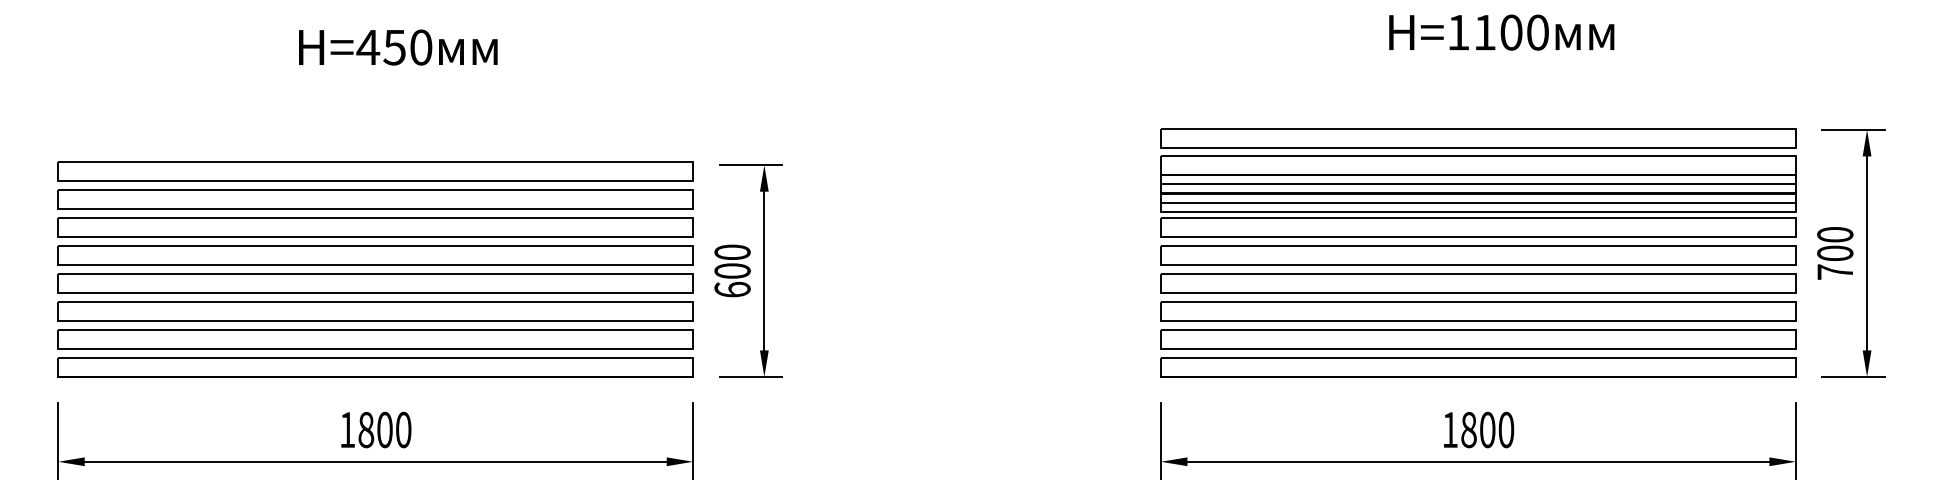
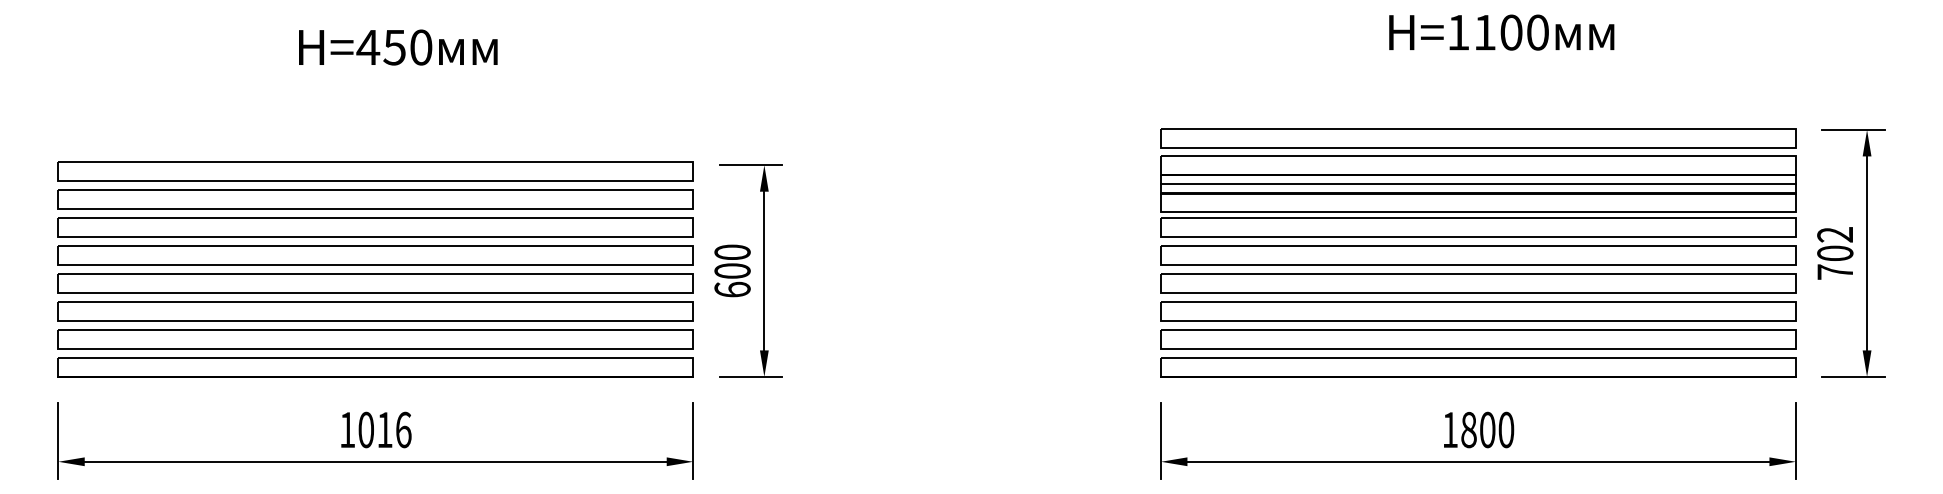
line: present -> none (1477, 202)
text: 700 -> 702 (1835, 234)
text: 1800 -> 1016 (384, 429)
